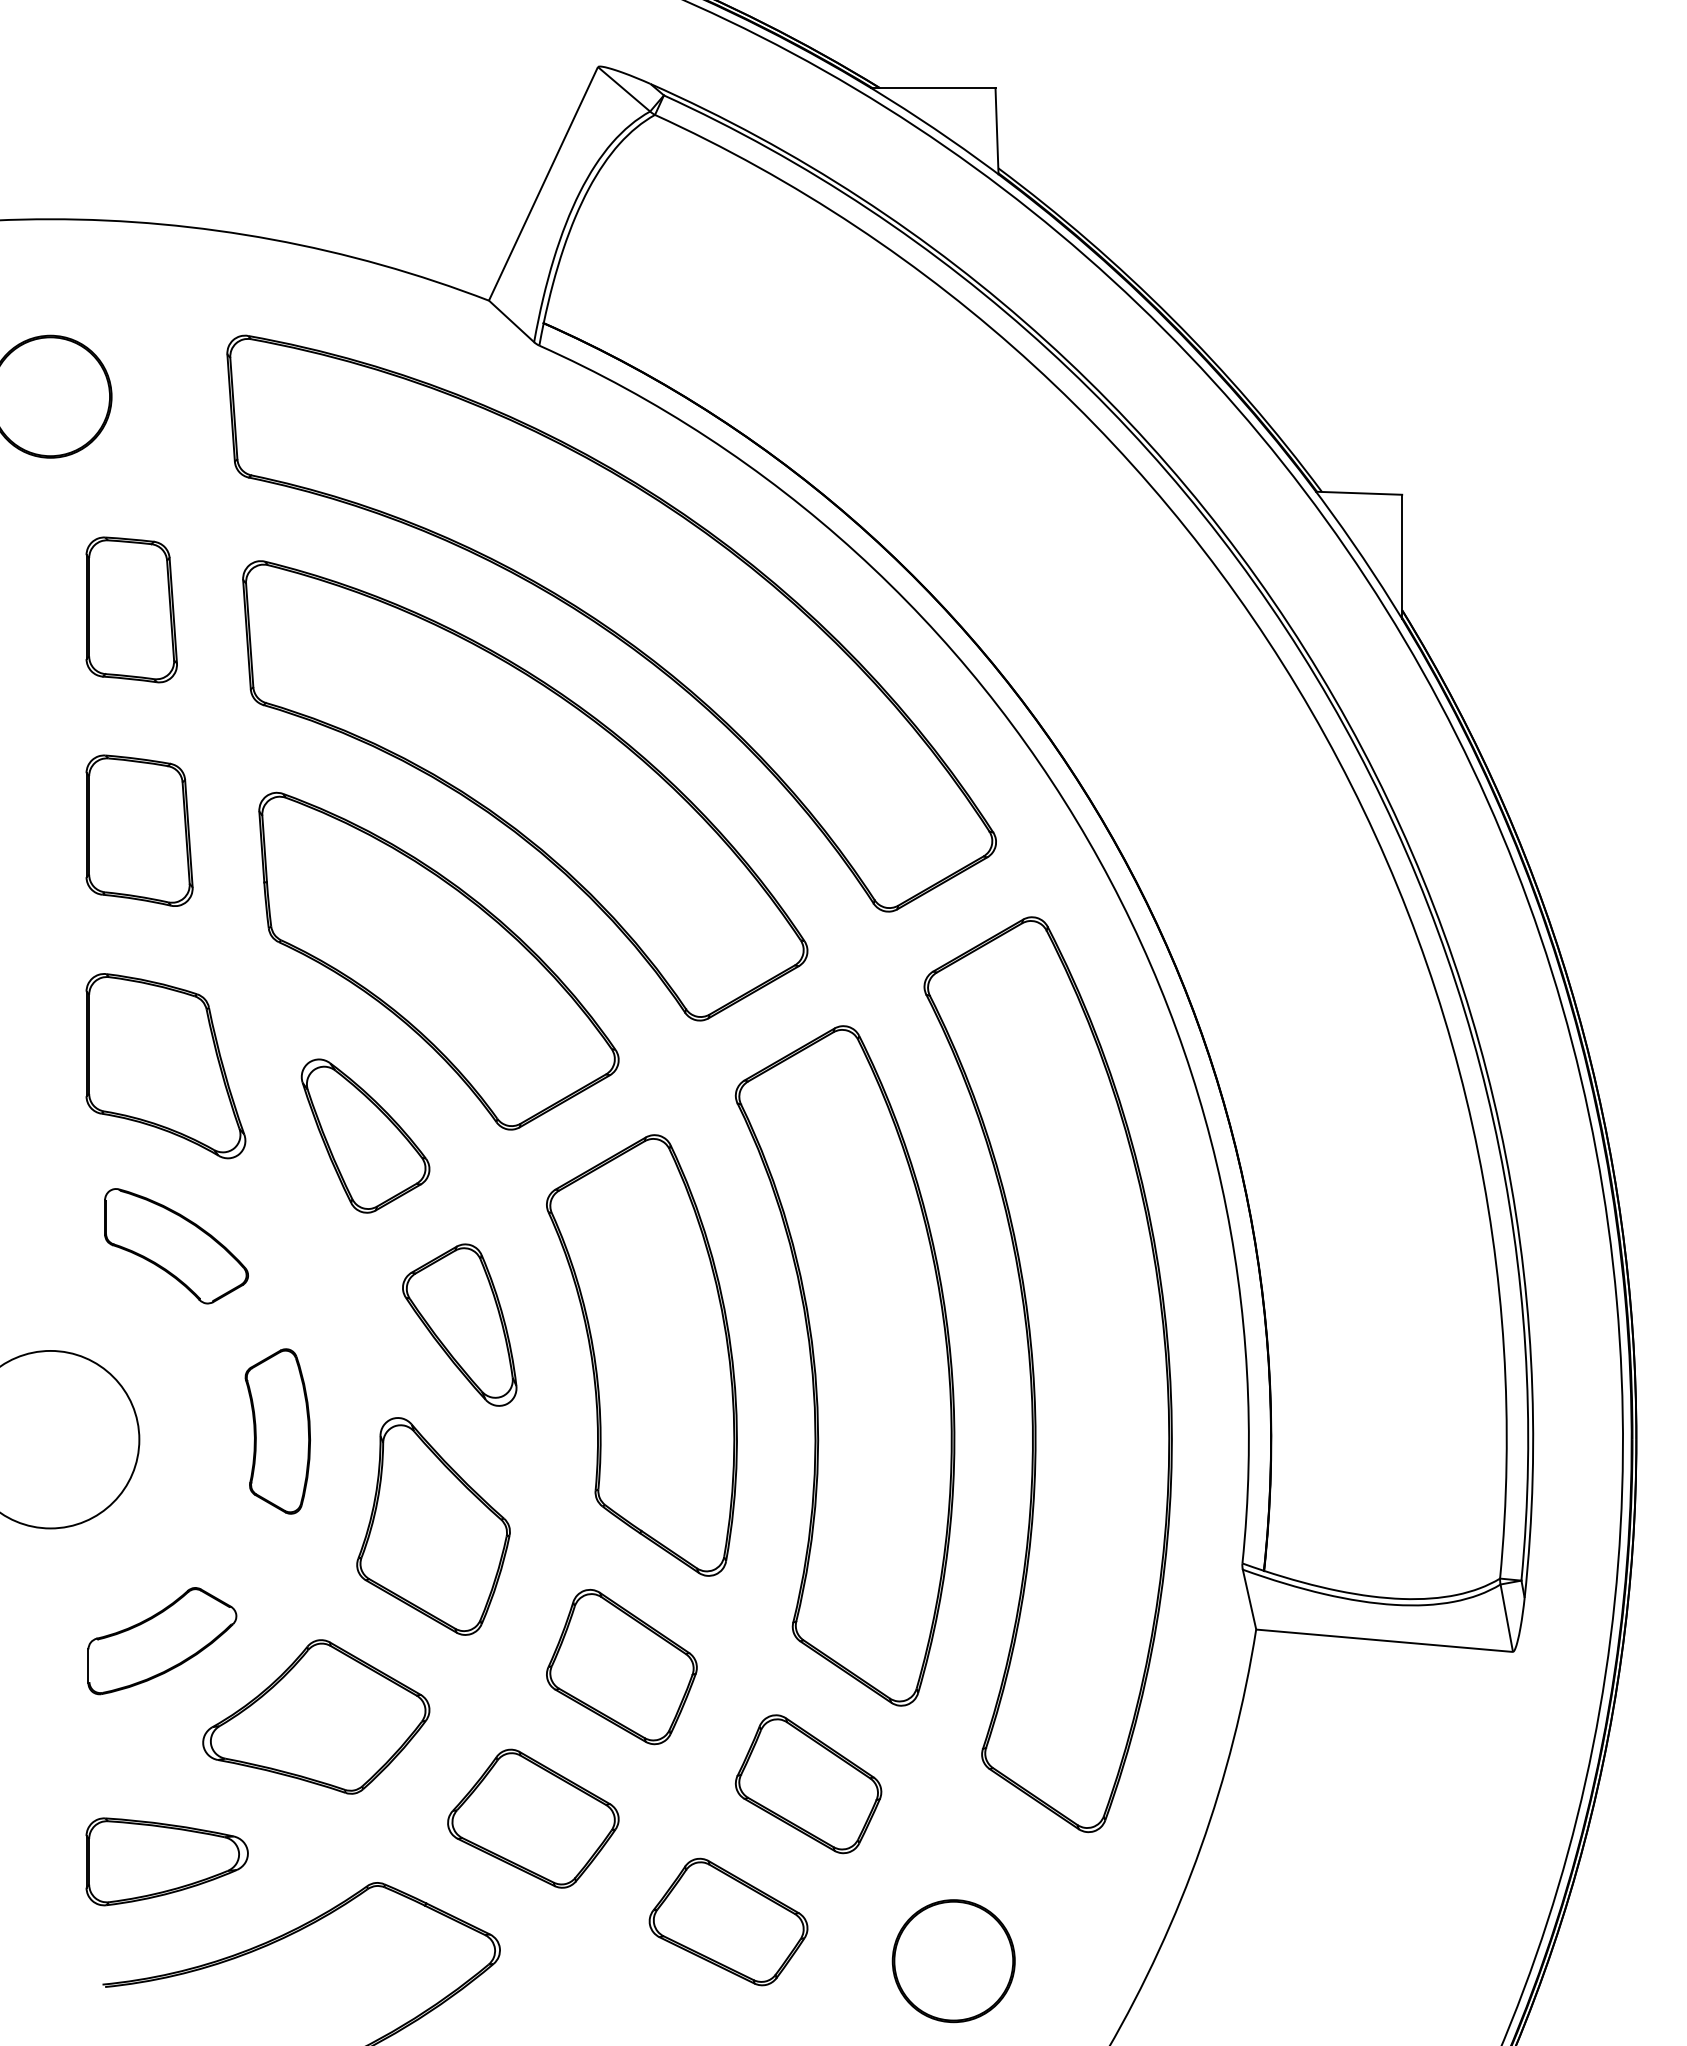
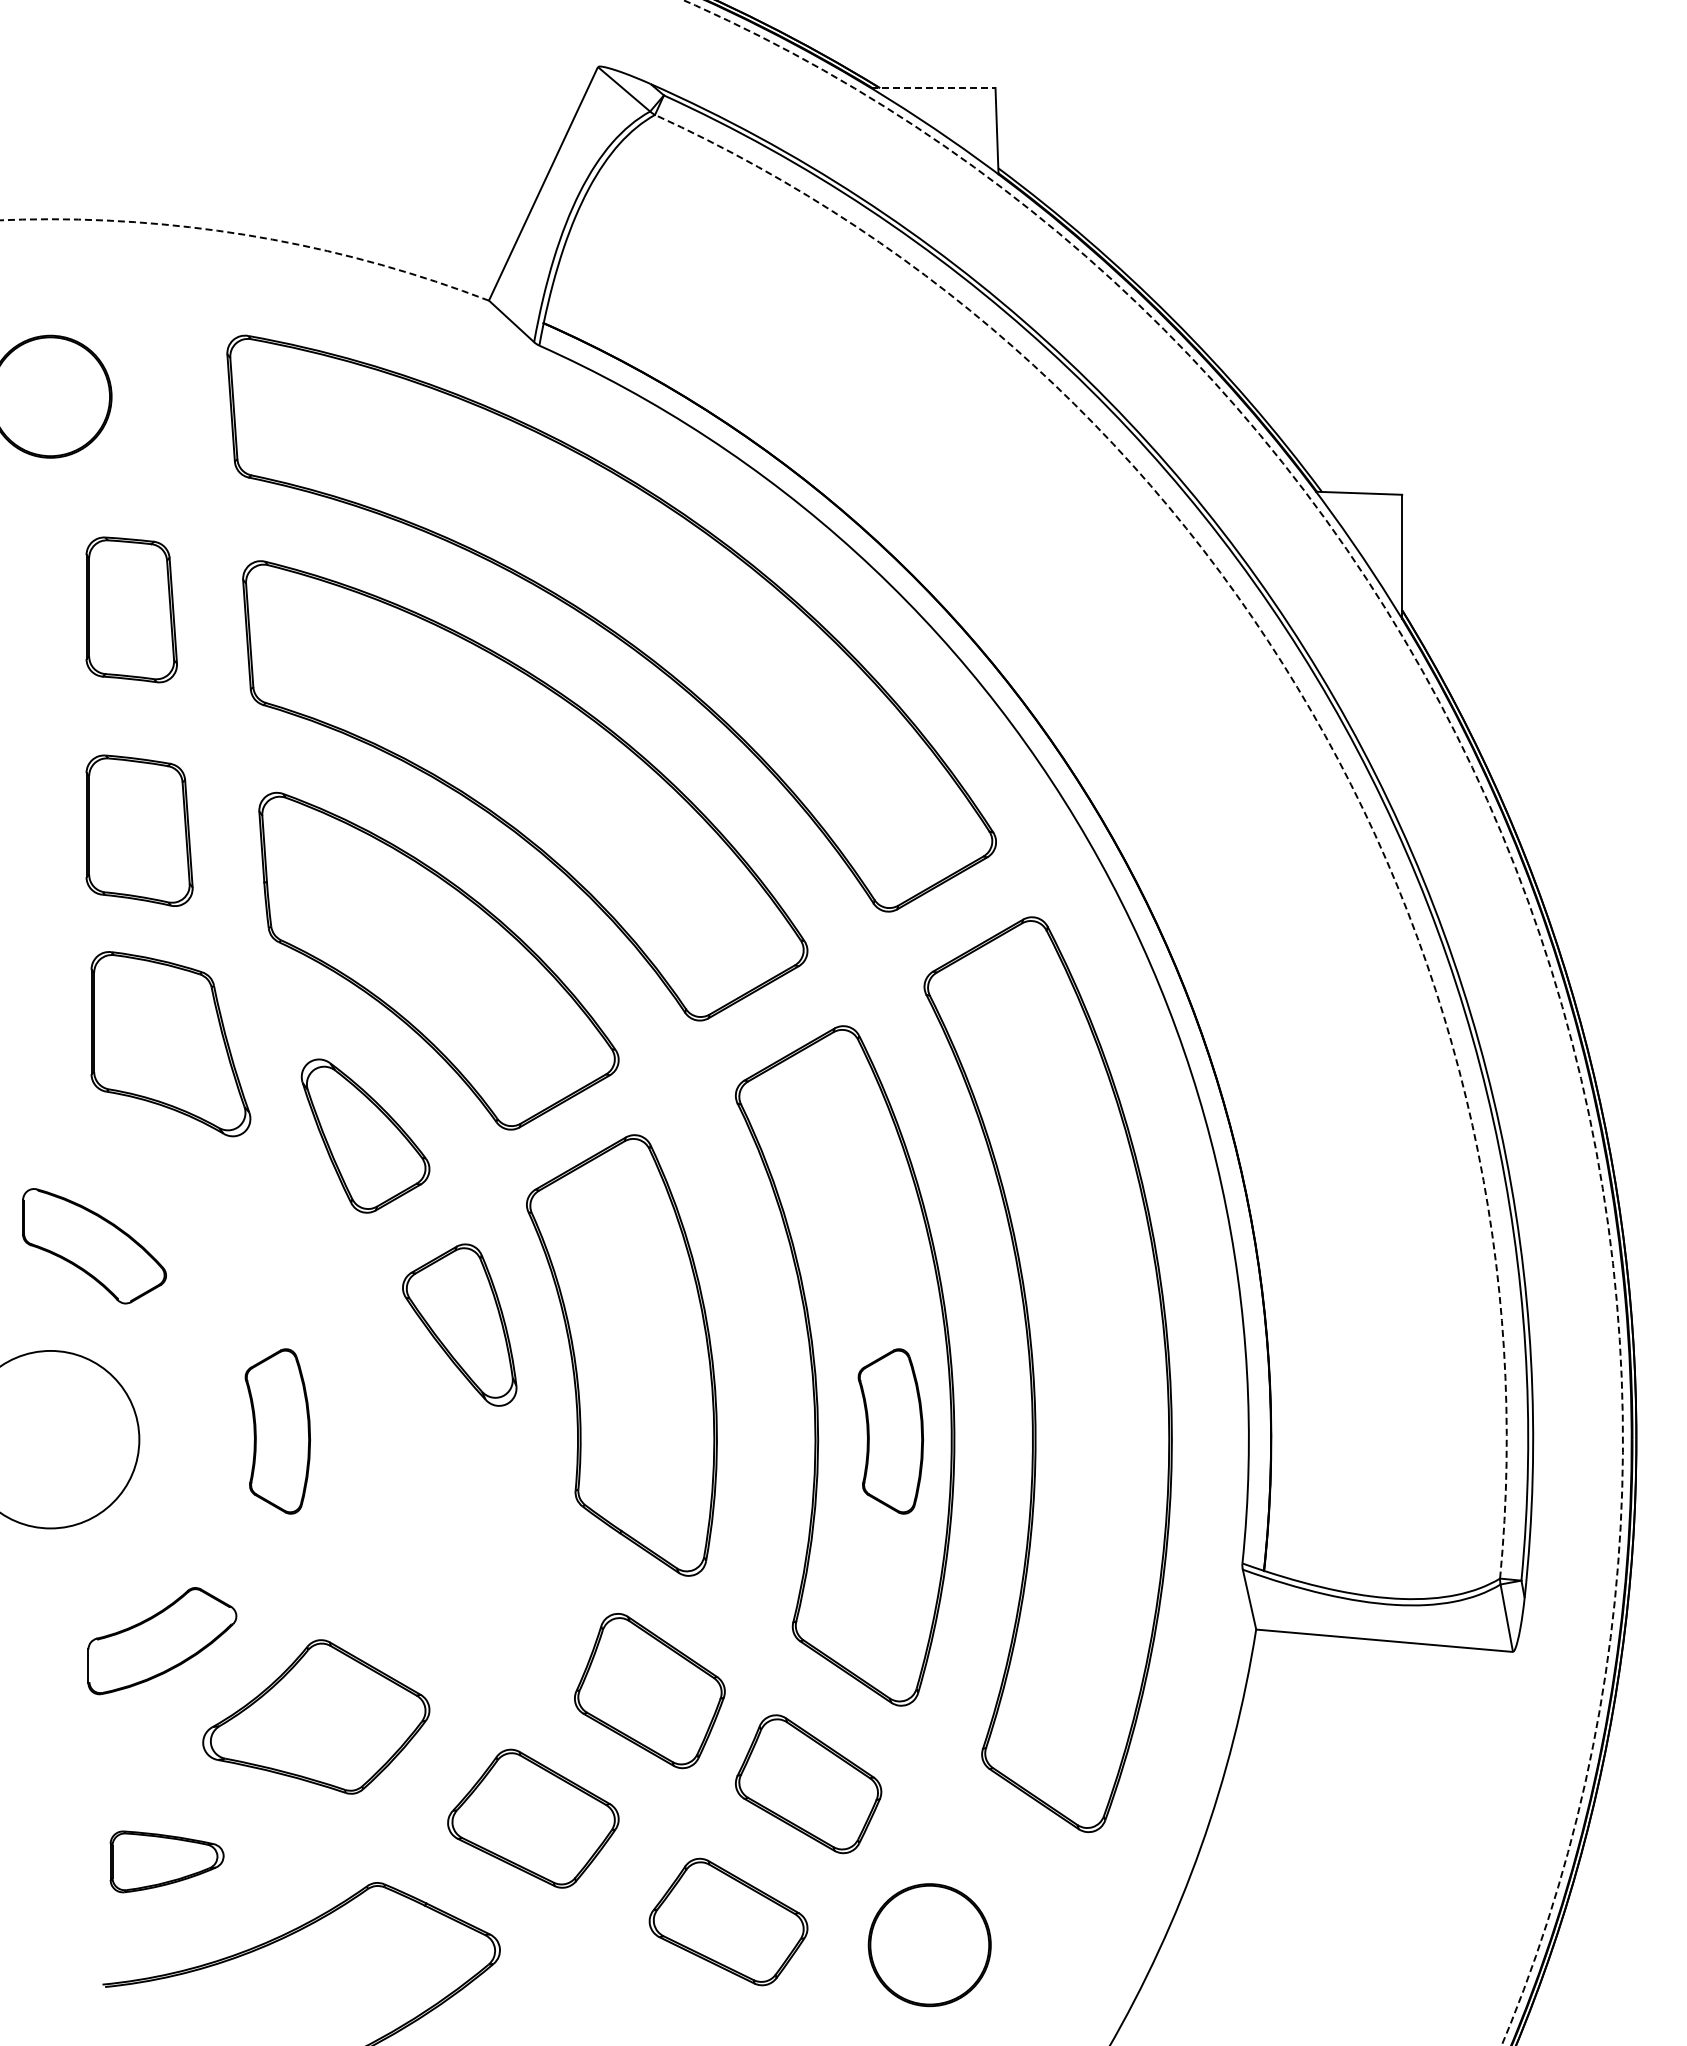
line: solid -> dashed (933, 88)
arc: solid -> dashed (250, 235)
arc: solid -> dashed (1311, 711)
arc: solid -> dashed (1511, 856)
part position: (165, 1066) -> (170, 1044) (170, 1044)
part position: (176, 1246) -> (94, 1246) (94, 1246)
part position: (641, 1355) -> (621, 1355) (621, 1355)
part: none -> present (890, 1431)
part: present -> none (433, 1526)
part position: (621, 1667) -> (649, 1691) (649, 1691)
part size: 164x90 px -> 116x64 px (166, 1861)
part position: (953, 1961) -> (929, 1945) (929, 1945)
